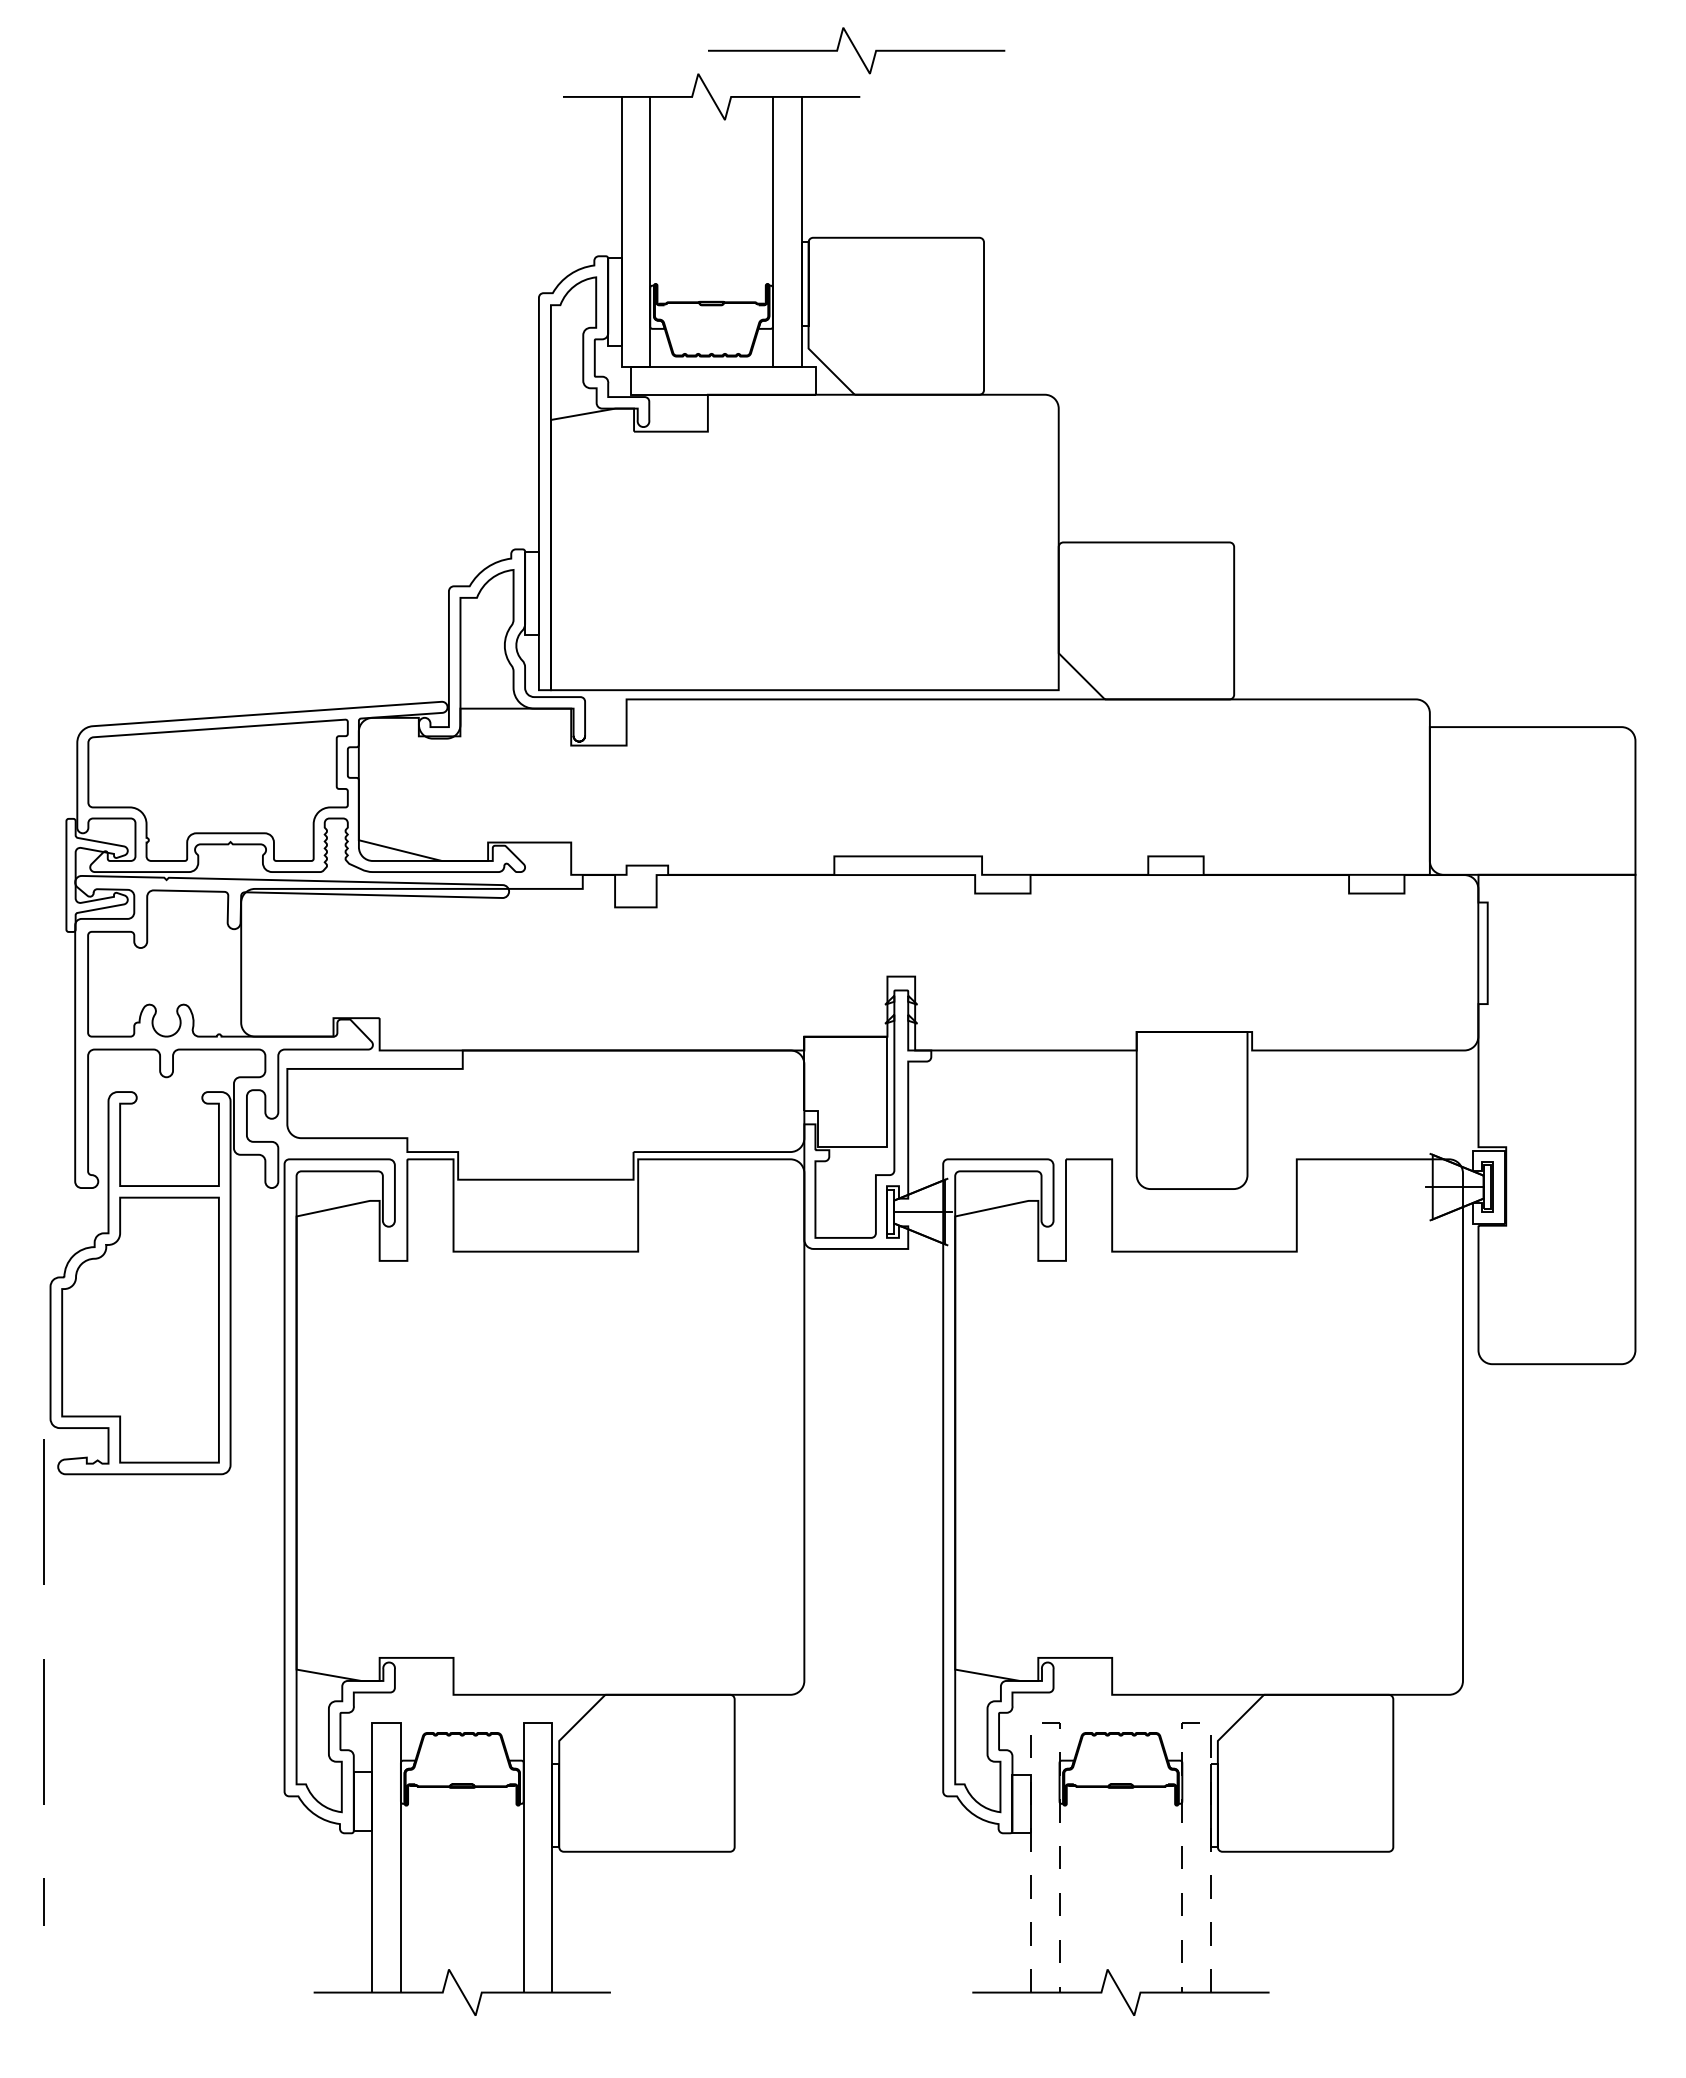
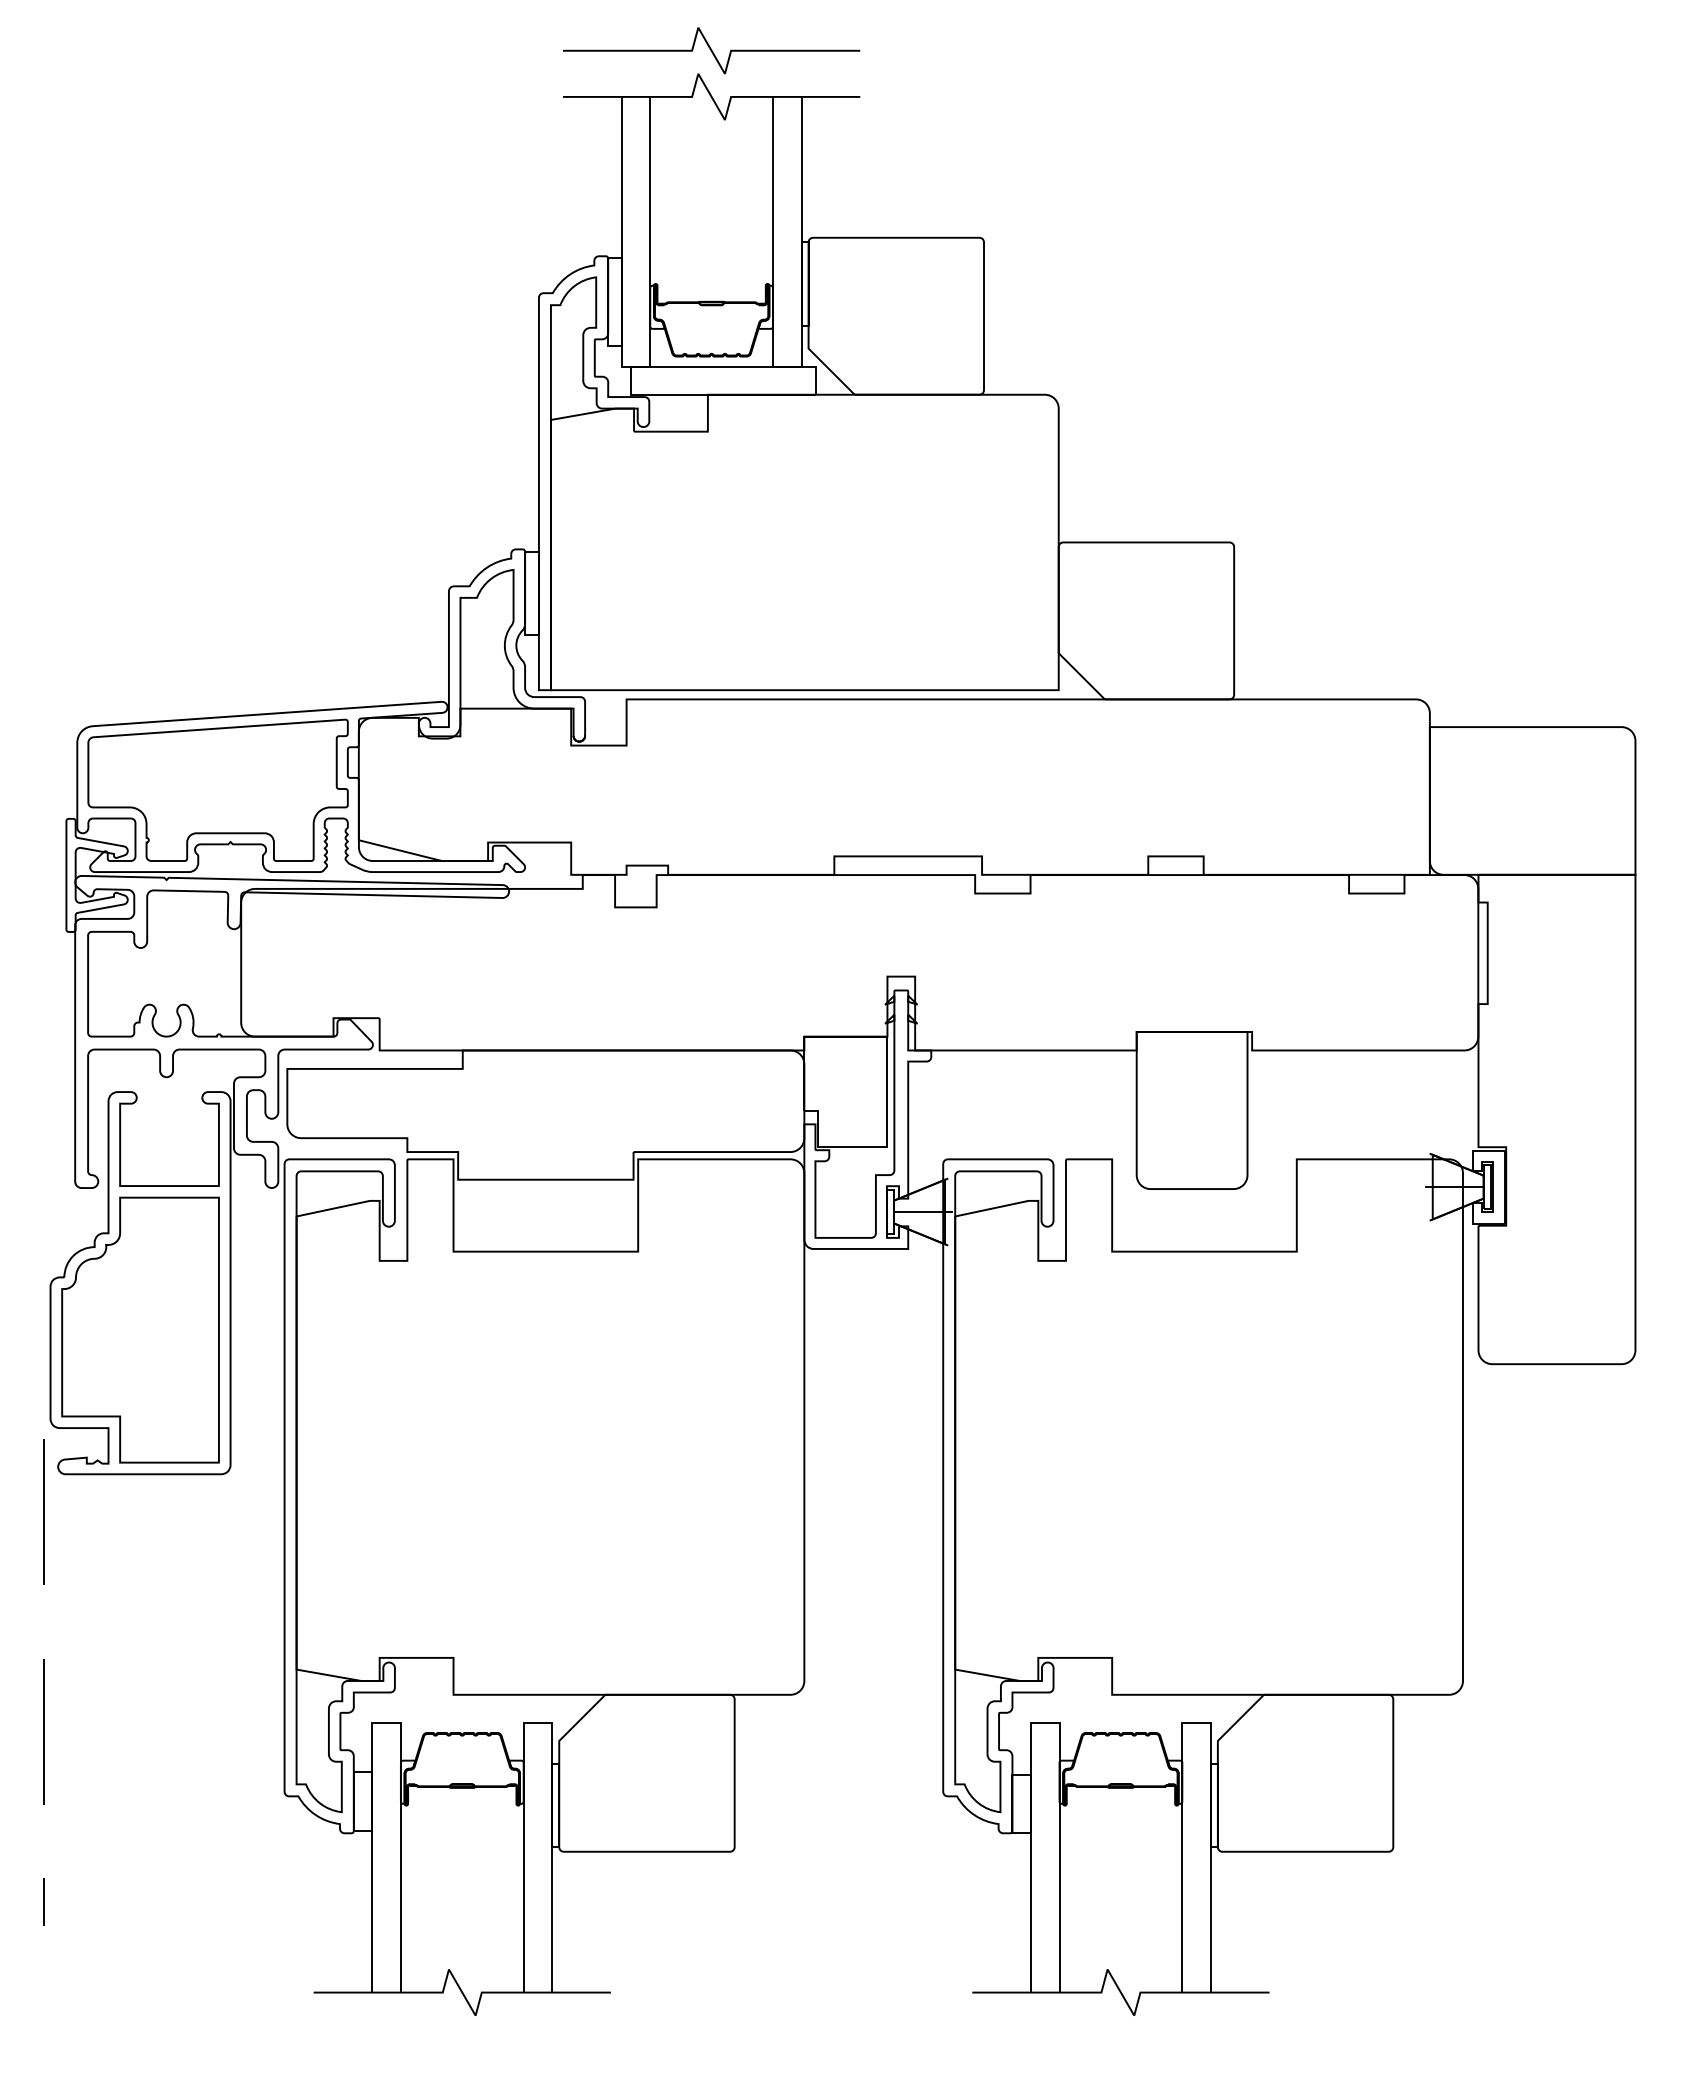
curve position: (856, 50) -> (711, 50) (711, 50)
line: dashed -> solid (1045, 1722)
line: dashed -> solid (1196, 1722)
